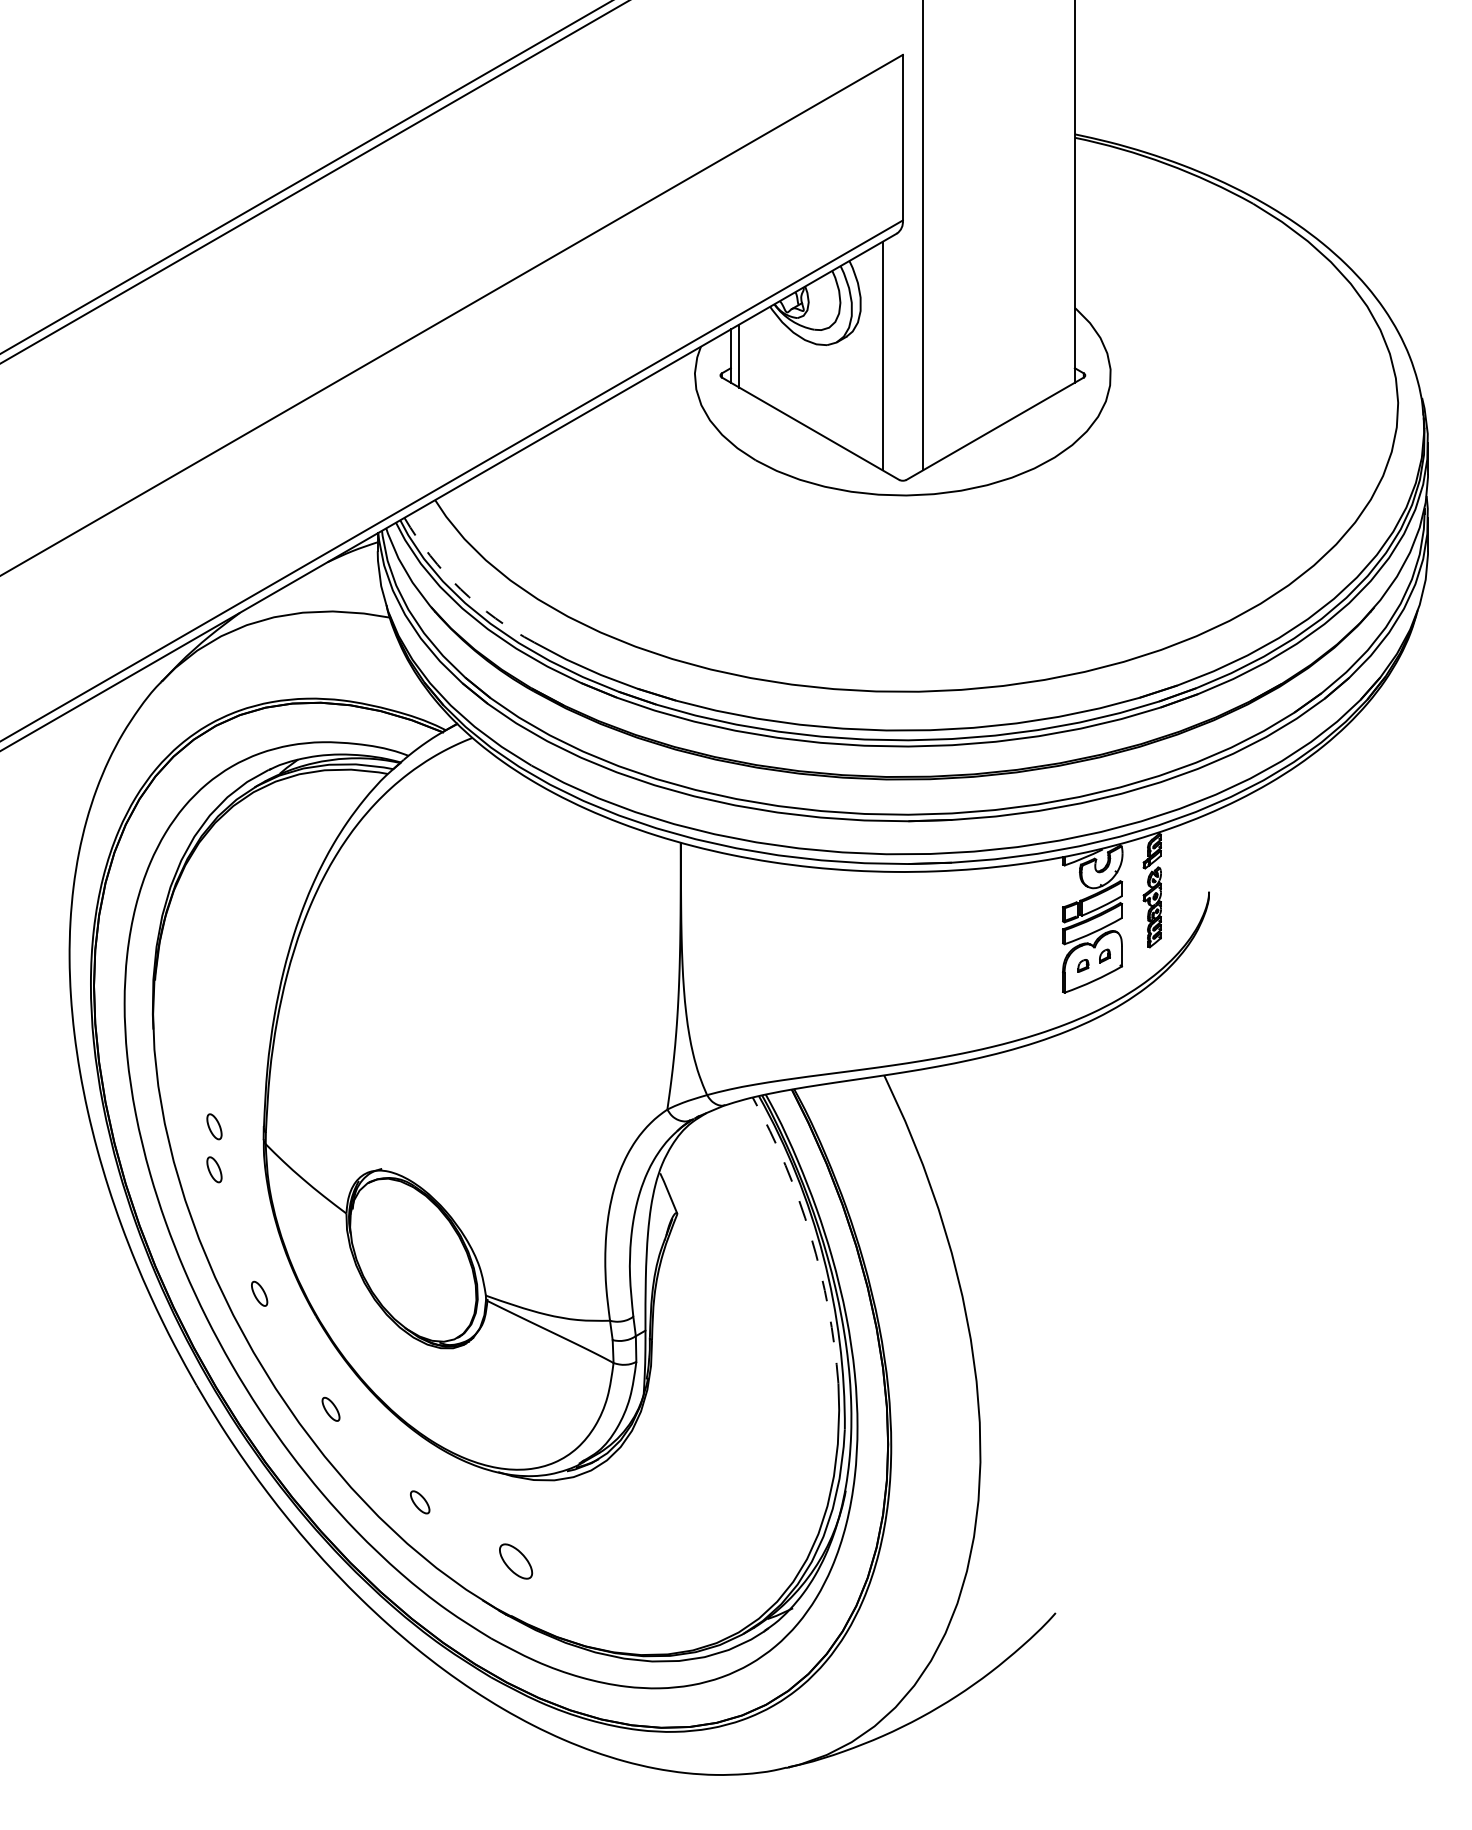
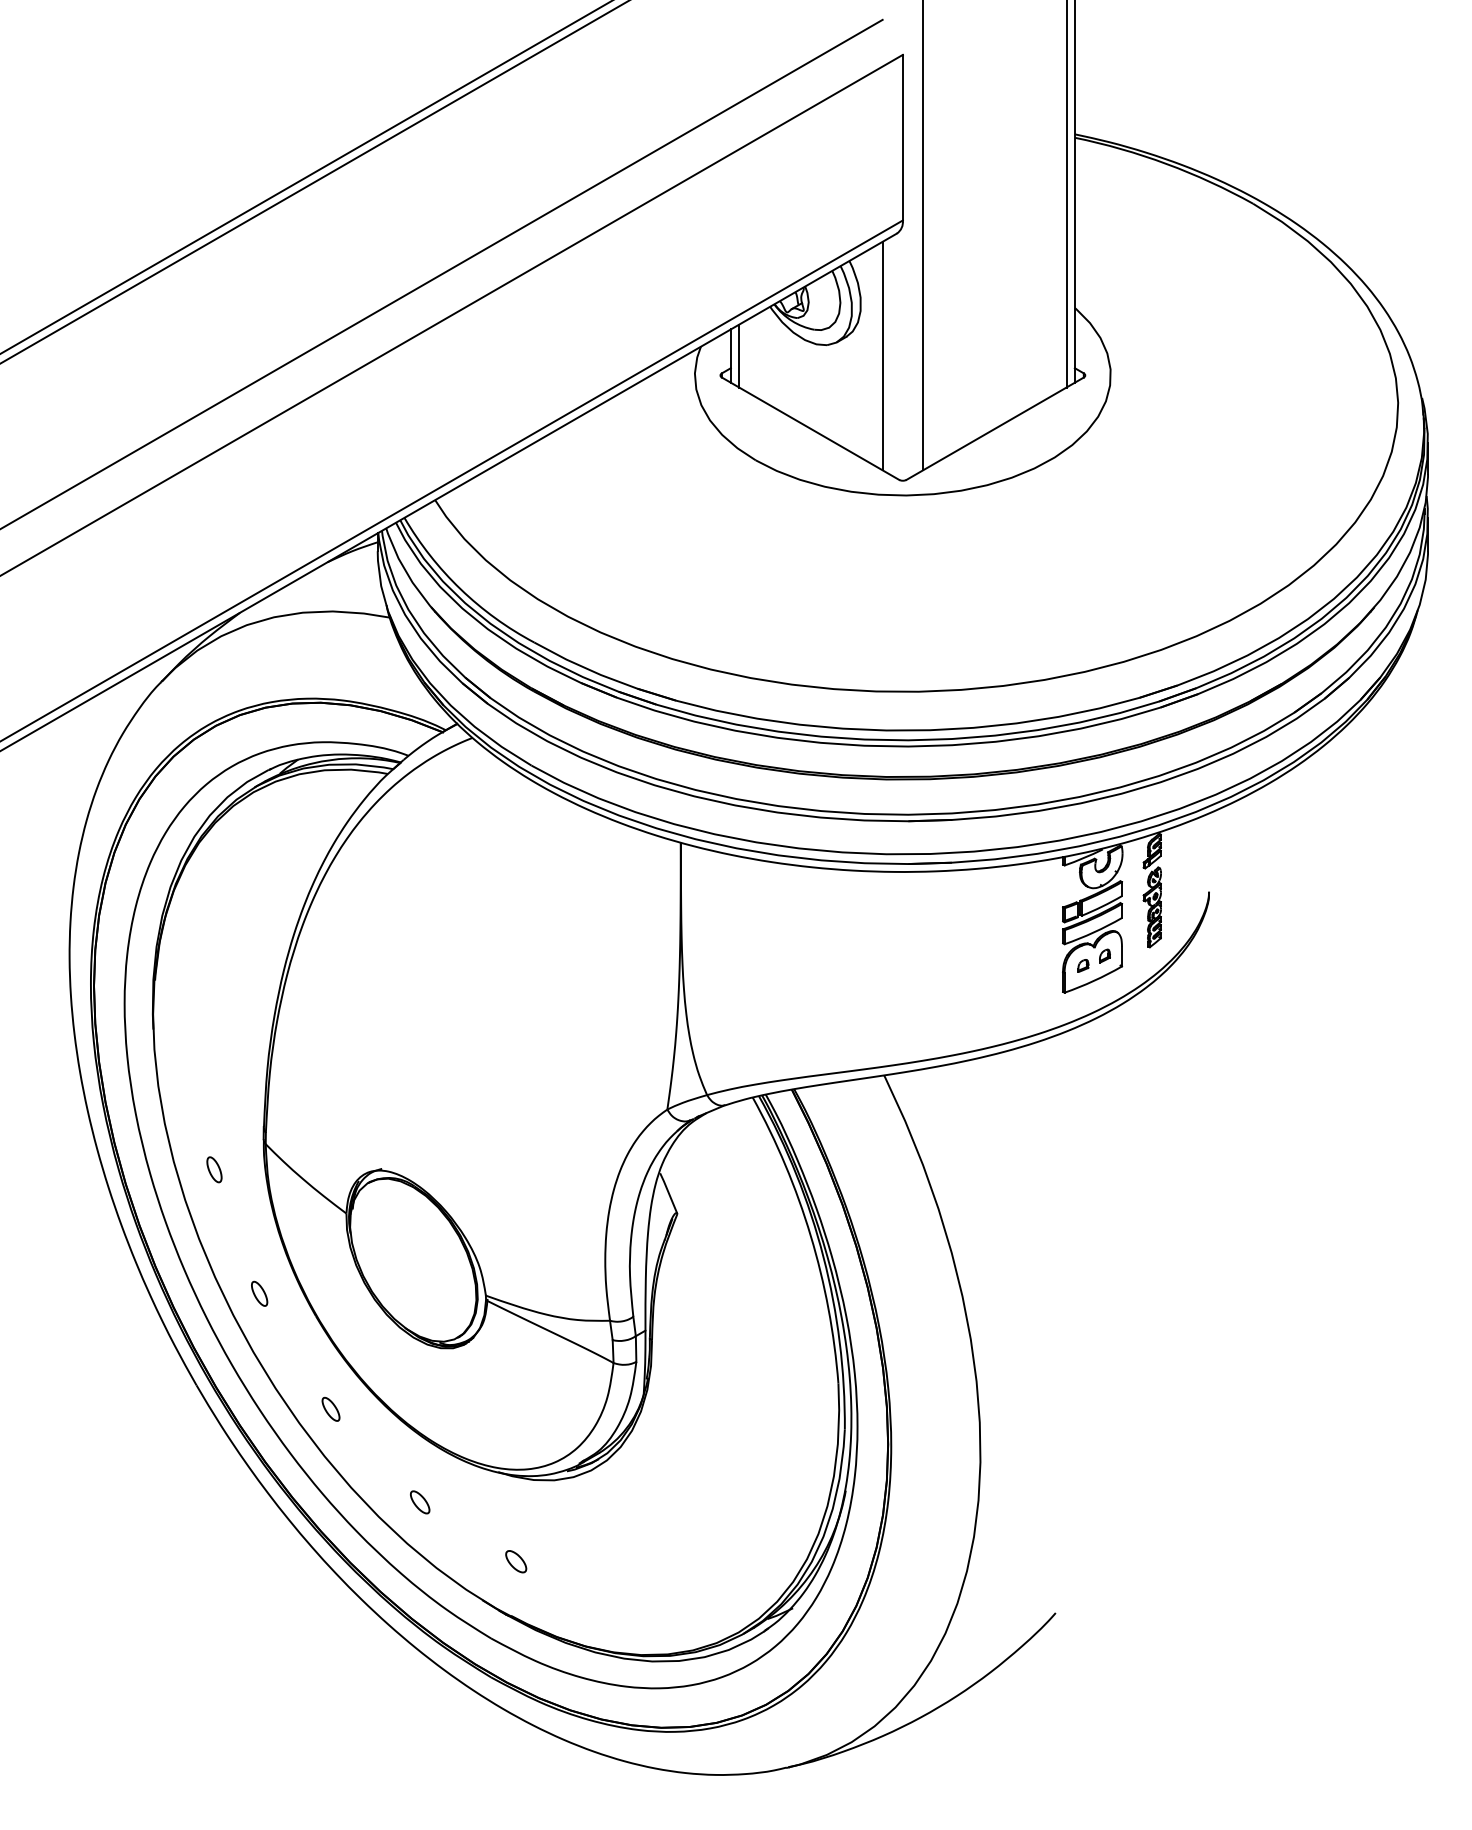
line: none -> present (1066, 194)
line: none -> present (442, 273)
arc: dashed -> solid (460, 589)
part: present -> none (214, 1126)
arc: dashed -> solid (810, 1235)
part size: 35x37 px -> 23x24 px (516, 1561)
